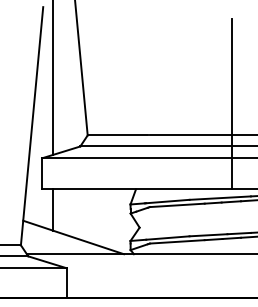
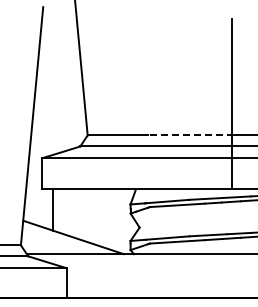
line: present -> none (53, 78)
line: solid -> dashed (191, 135)
